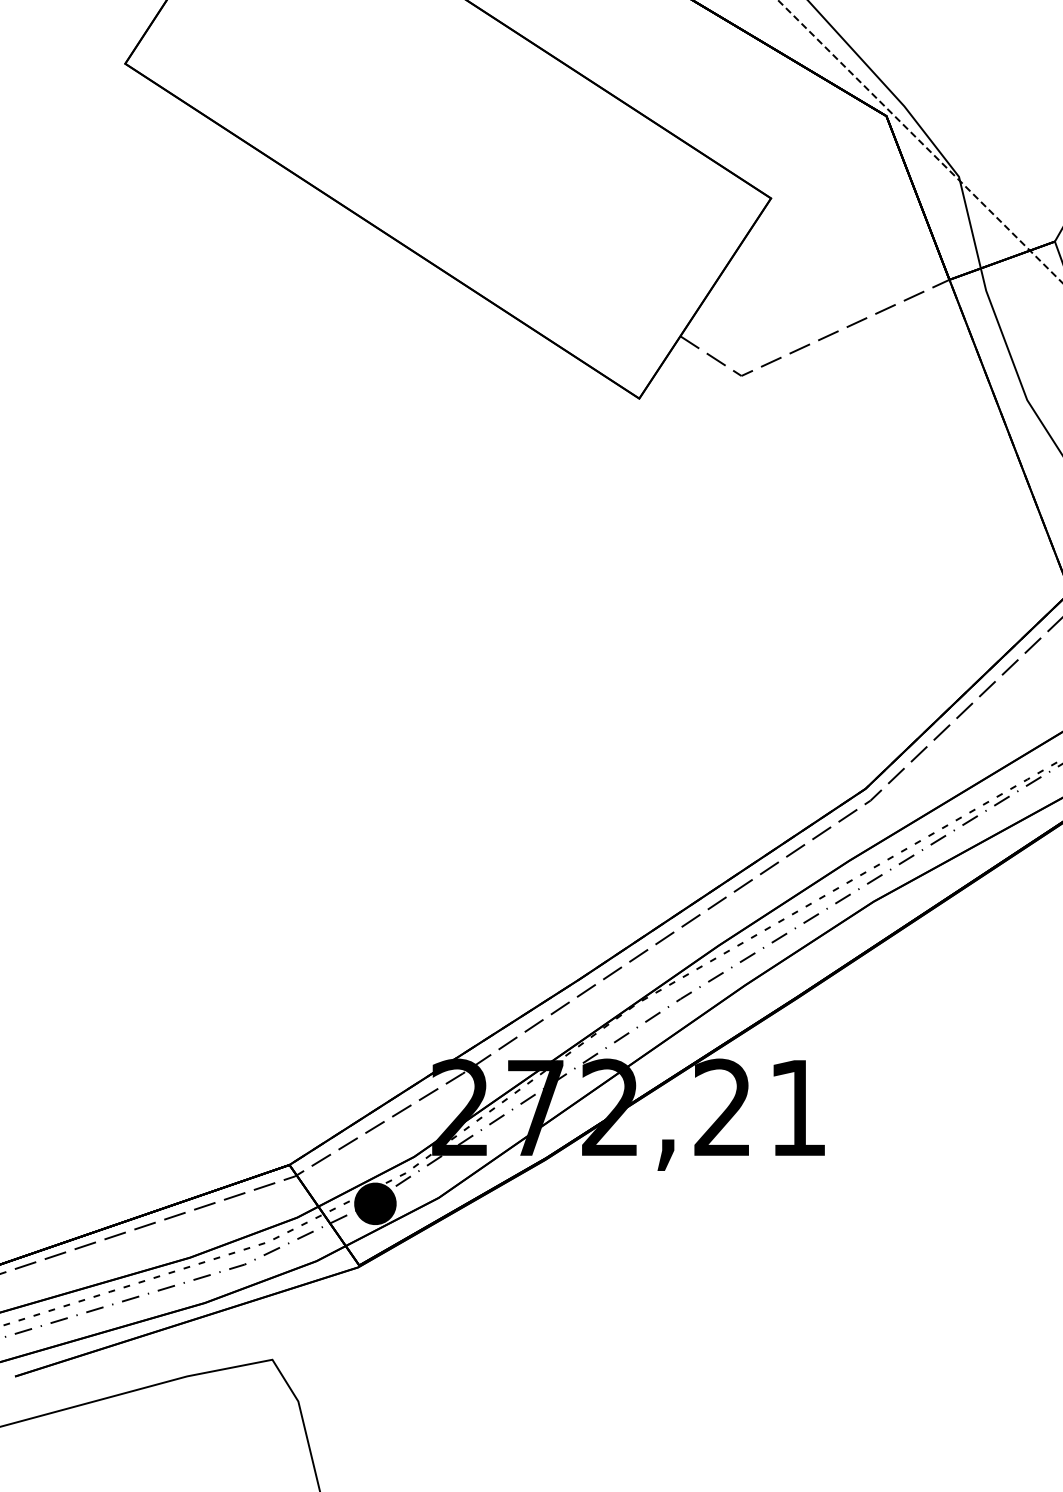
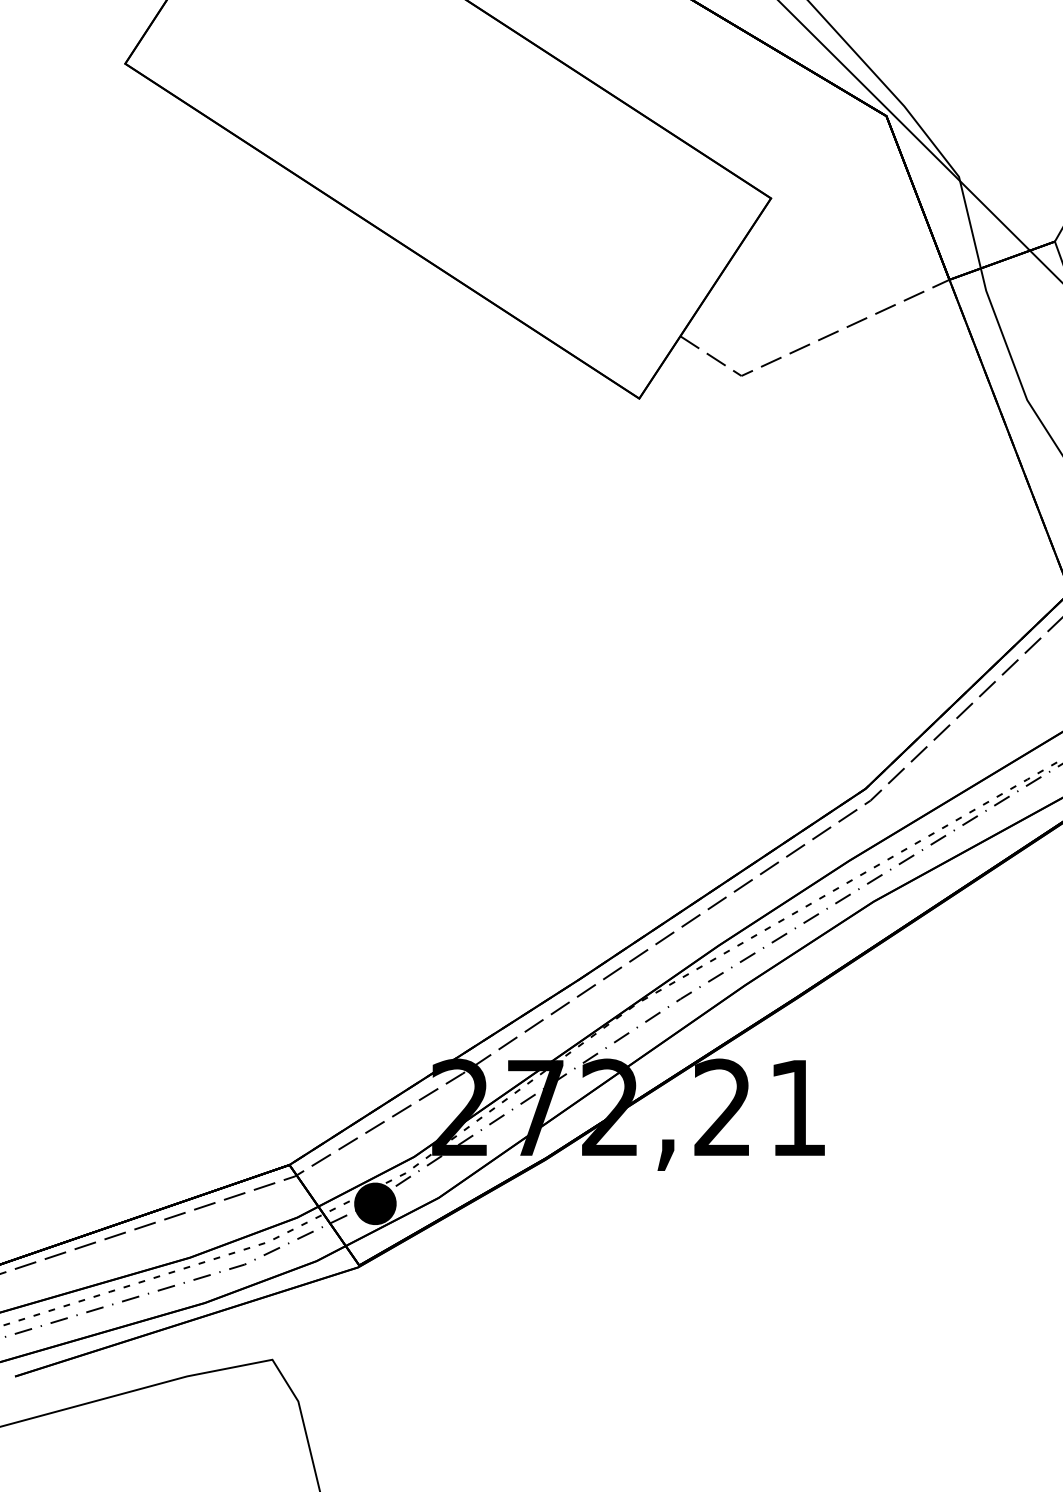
line: dashed -> solid (920, 141)
